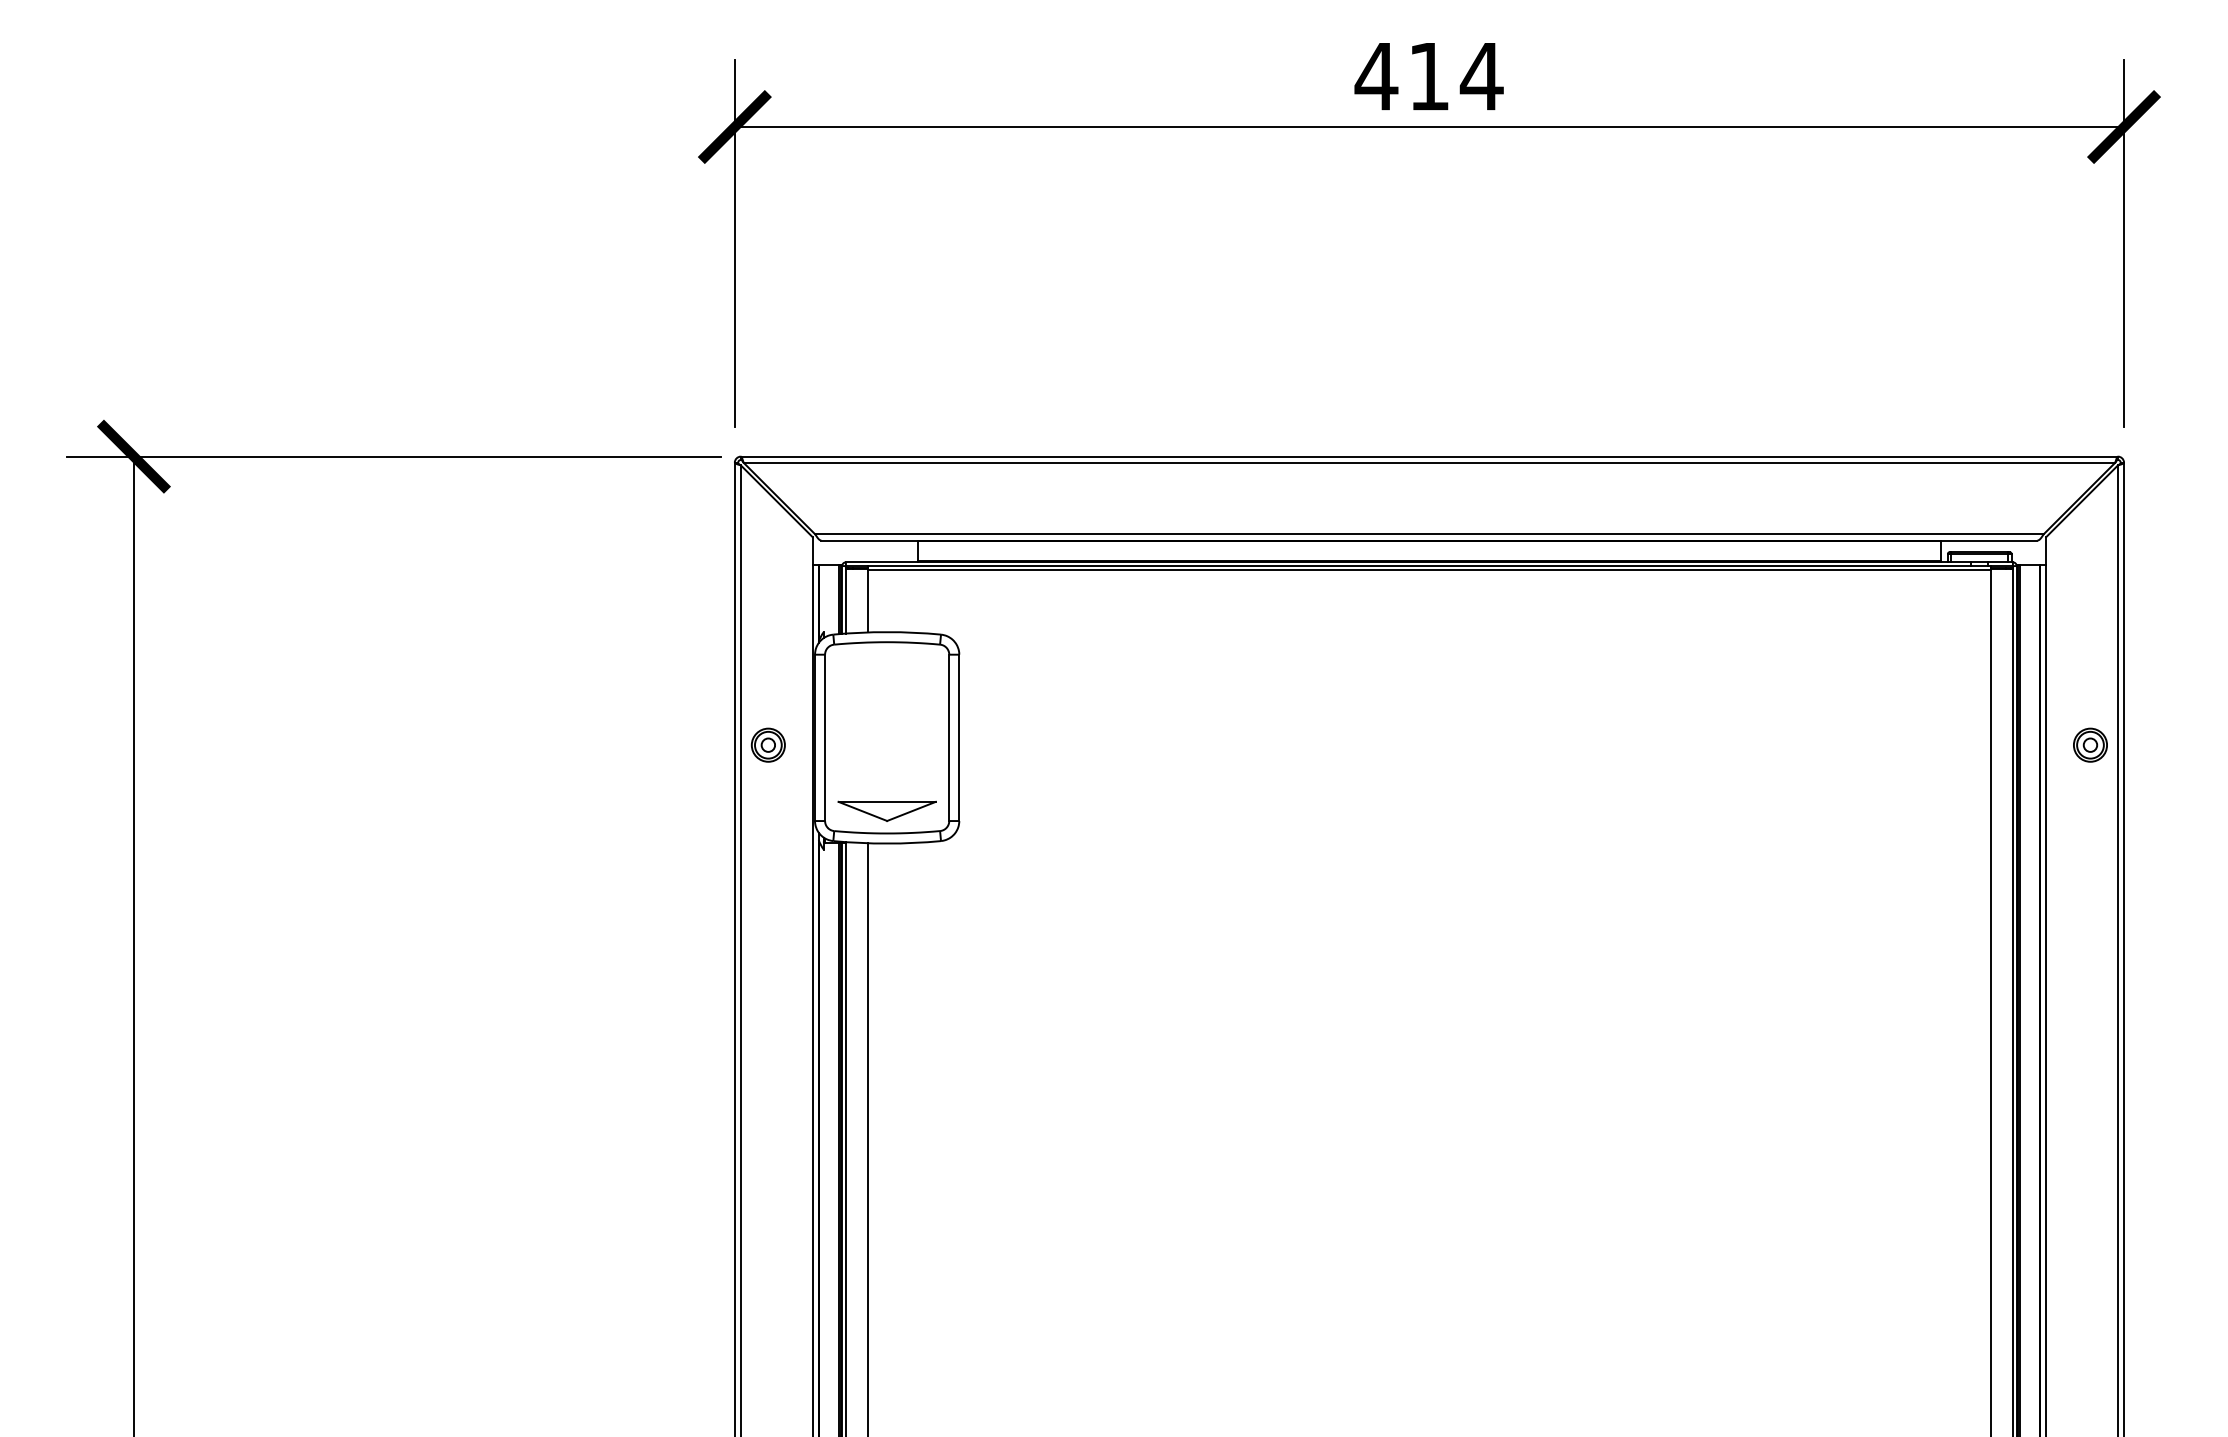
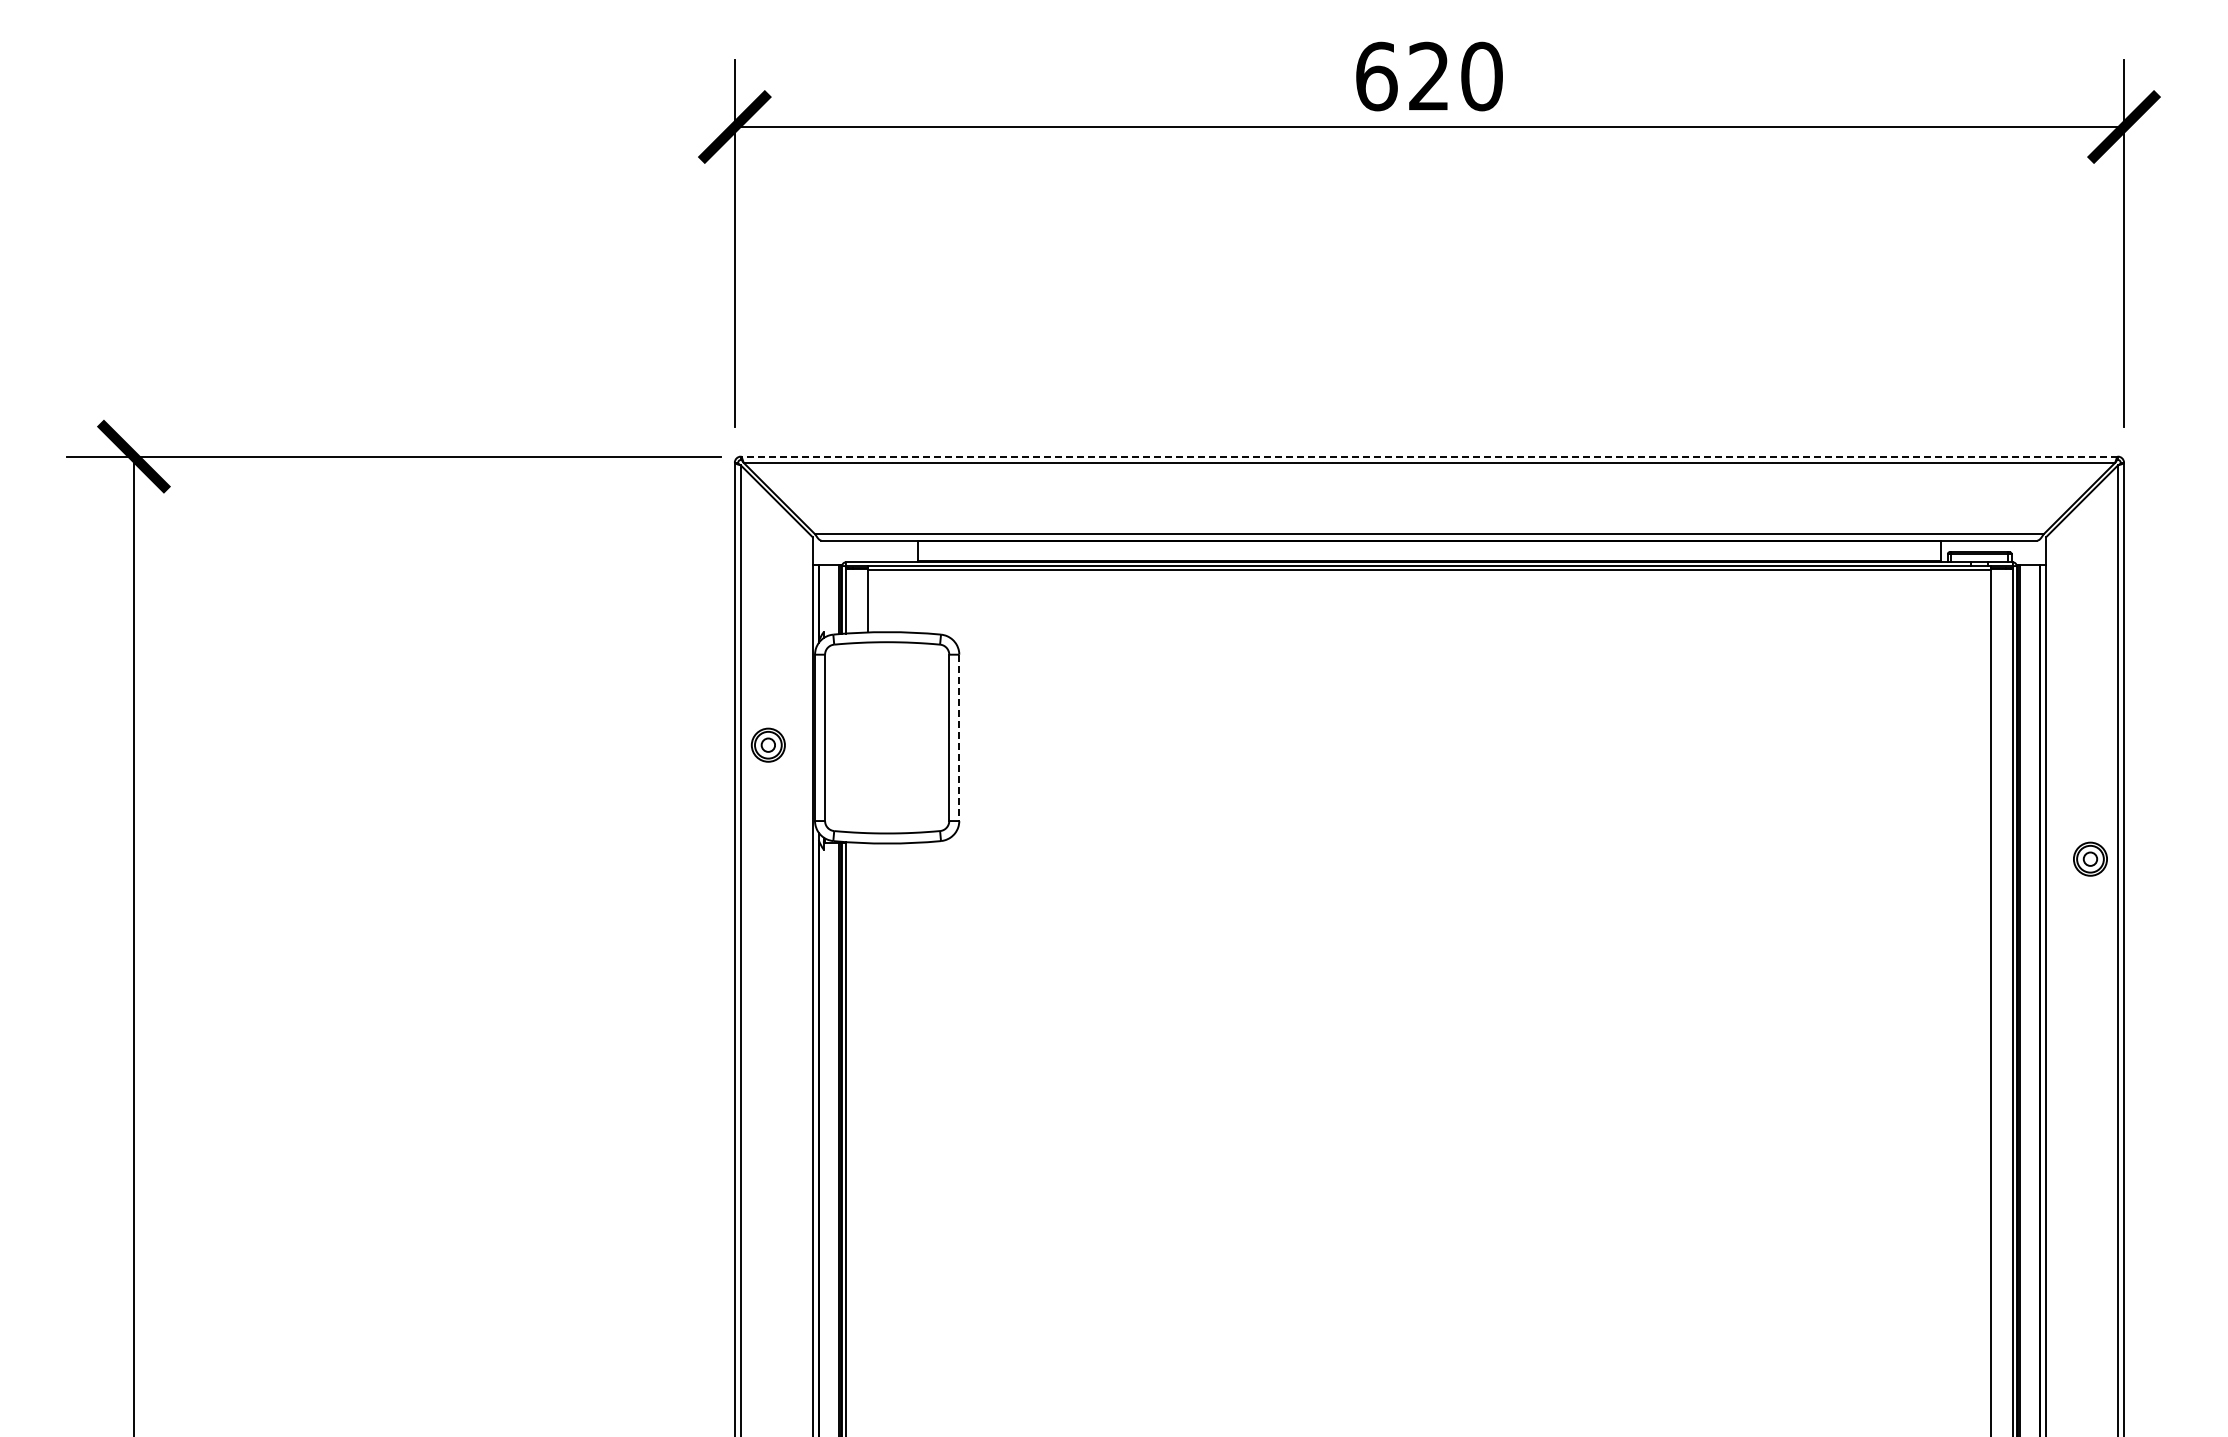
text: 414 -> 620 (1428, 76)
line: solid -> dashed (1429, 456)
line: solid -> dashed (959, 738)
part position: (2090, 744) -> (2090, 858) (2090, 858)
part: present -> none (886, 810)
line: present -> none (868, 1138)
